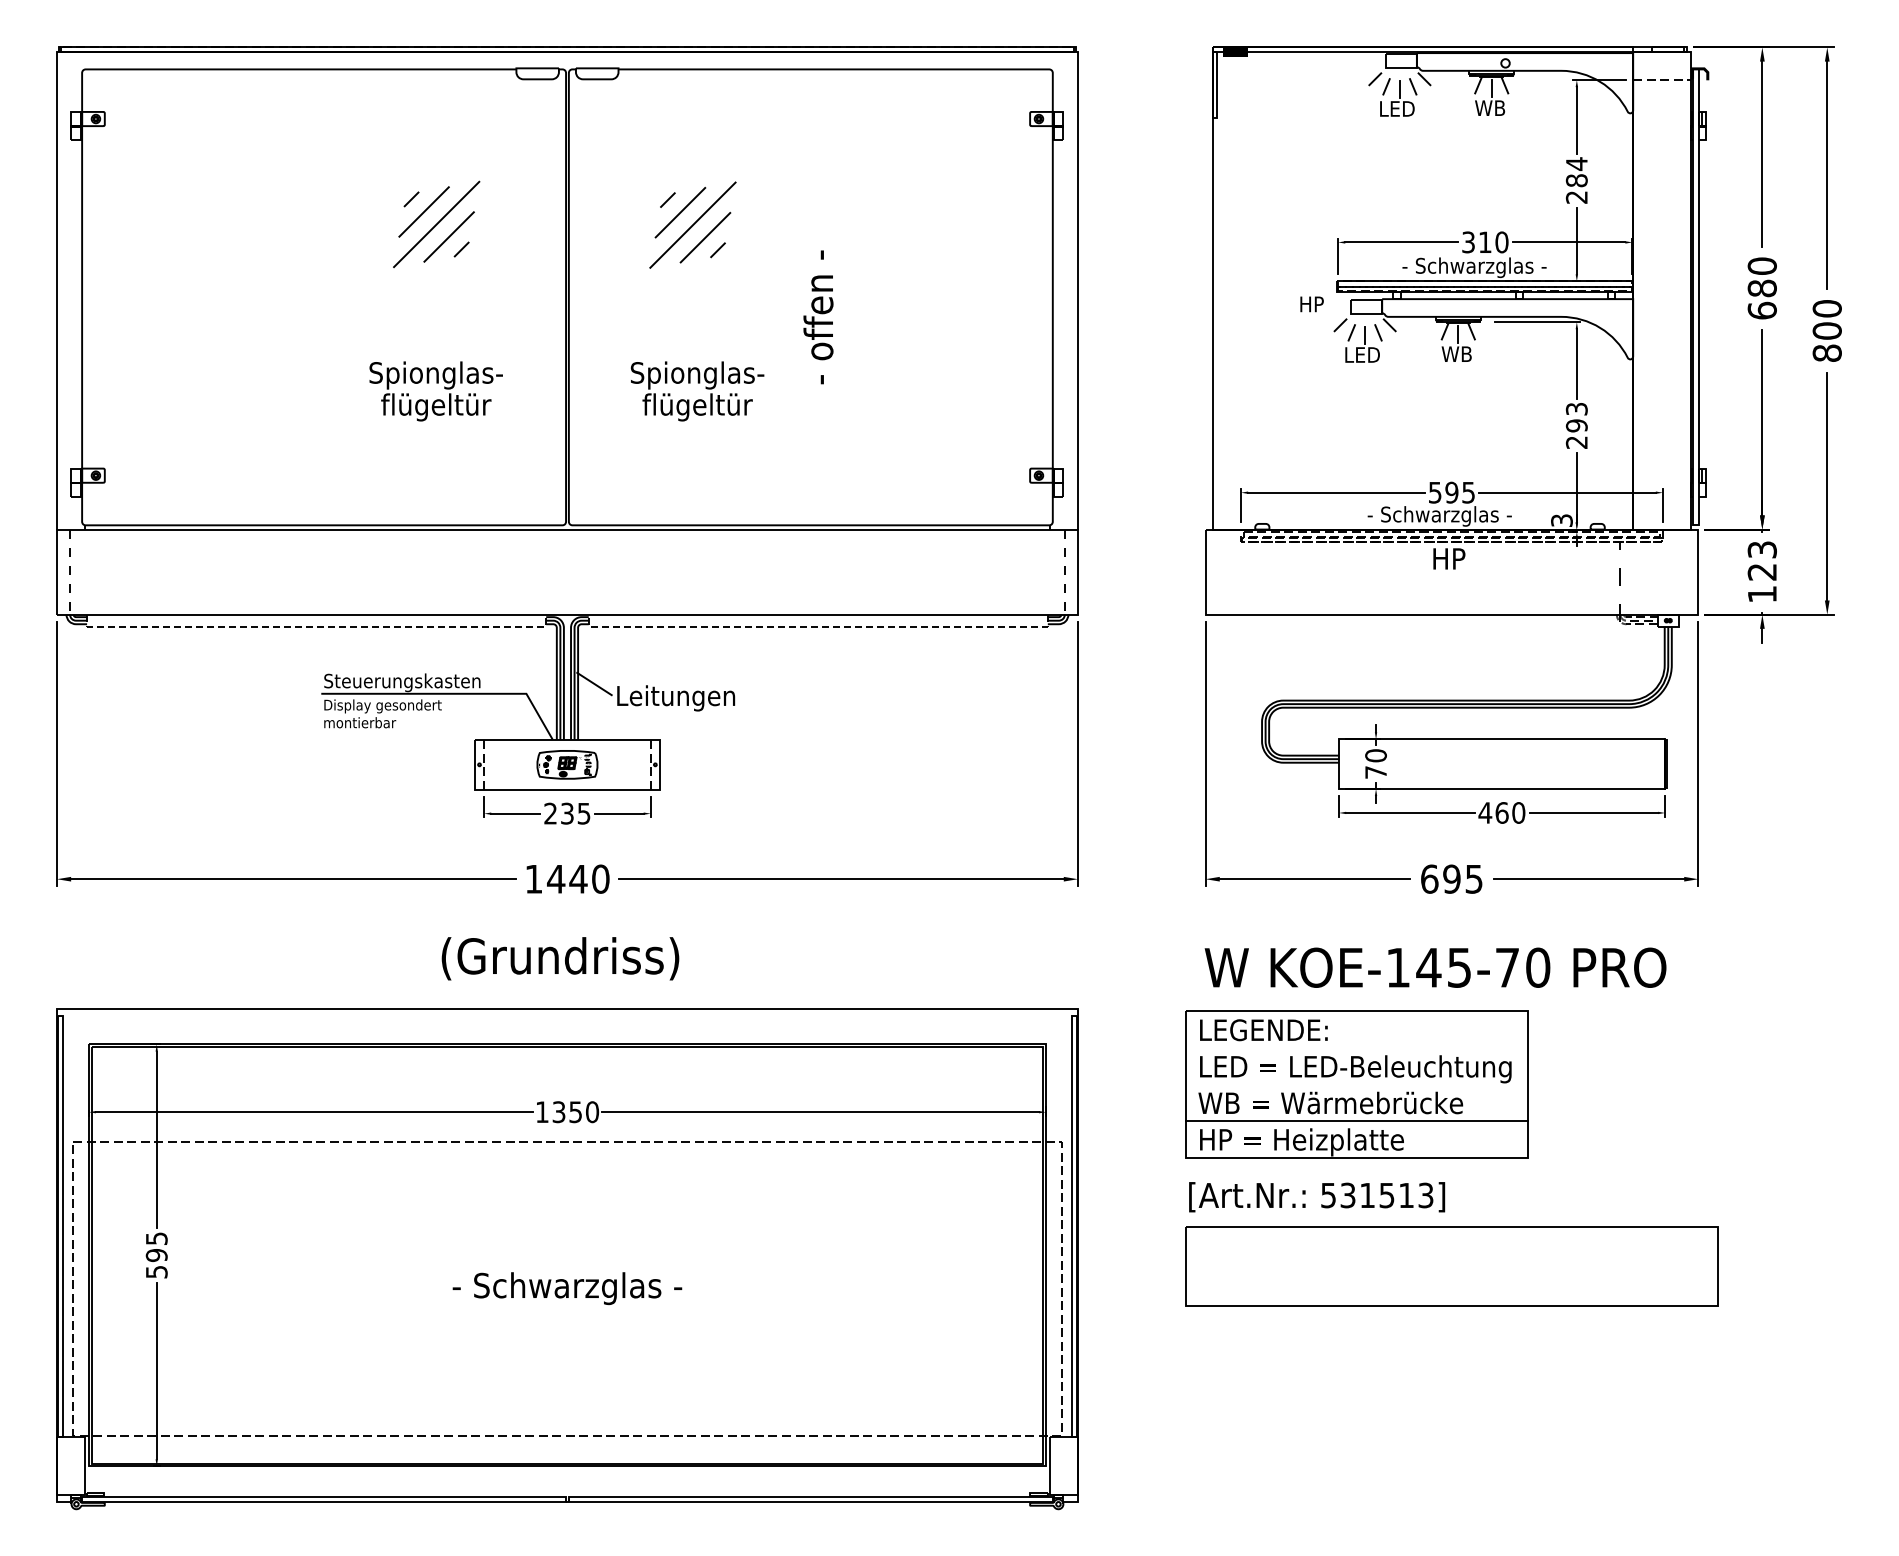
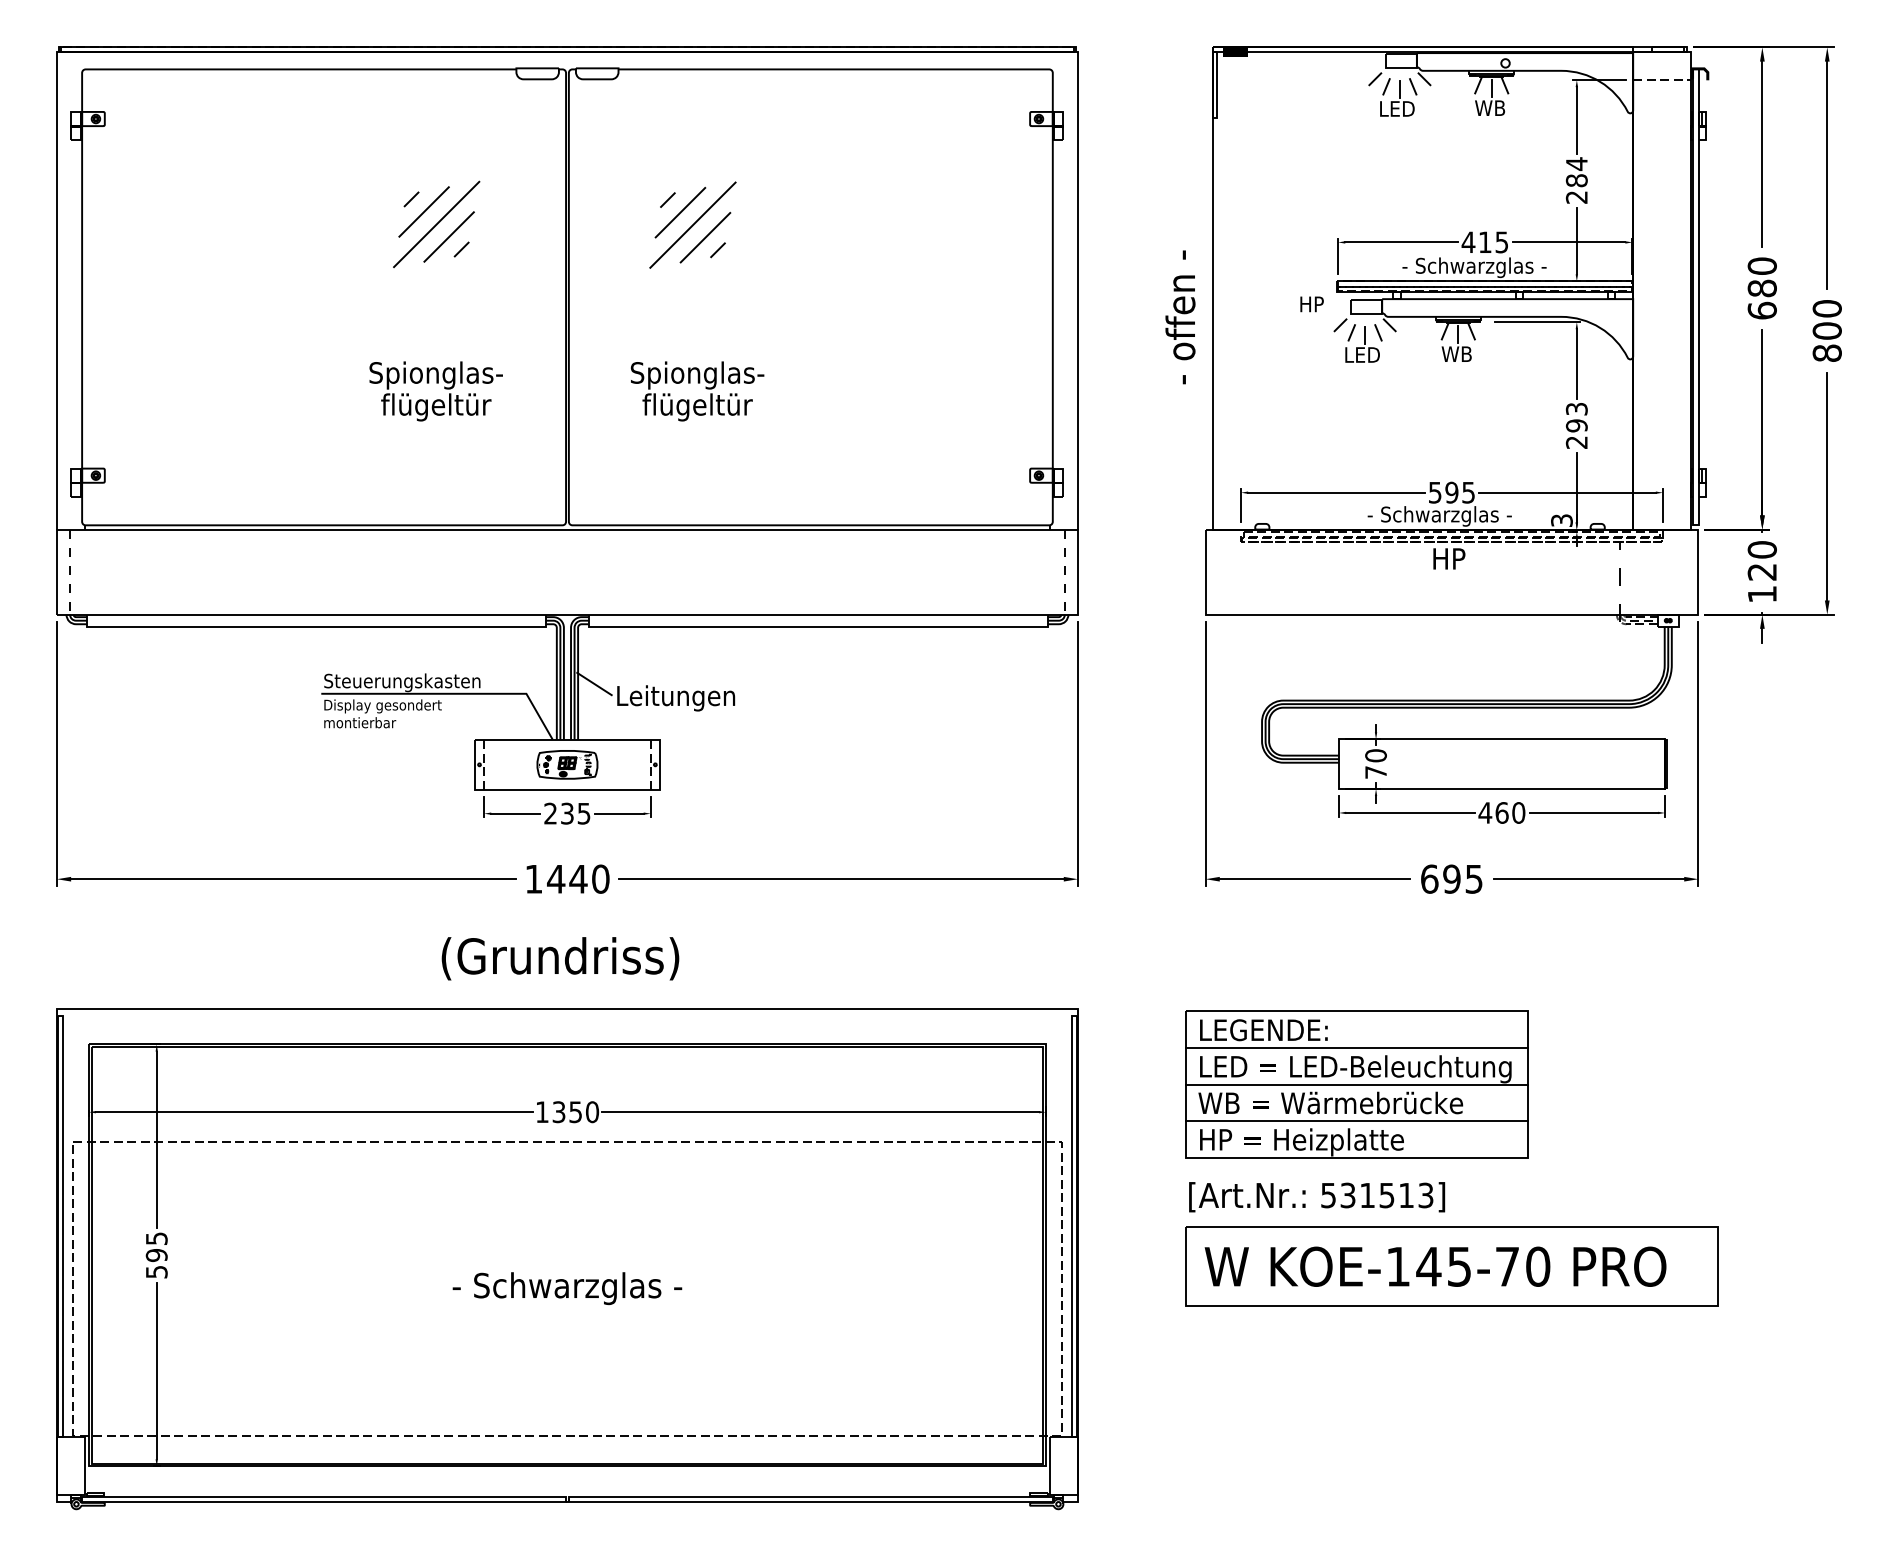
text: 310 -> 415 (1484, 242)
text position: (818, 317) -> (1180, 317) (1180, 317)
text: 123 -> 120 (1761, 549)
line: dashed -> solid (316, 626)
line: dashed -> solid (818, 626)
text position: (1435, 967) -> (1435, 1266) (1435, 1266)
line: none -> present (1356, 1047)
line: none -> present (1356, 1084)
